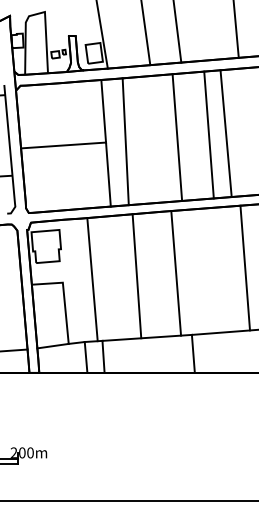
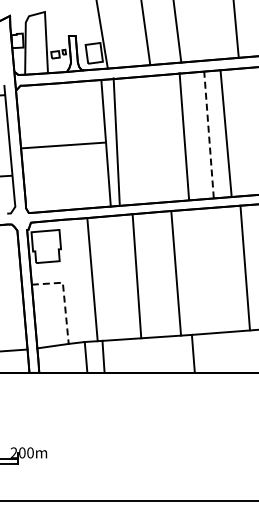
line: solid -> dashed (209, 135)
line position: (177, 137) -> (184, 136) (184, 136)
line position: (125, 141) -> (116, 141) (116, 141)
line: solid -> dashed (64, 297)
